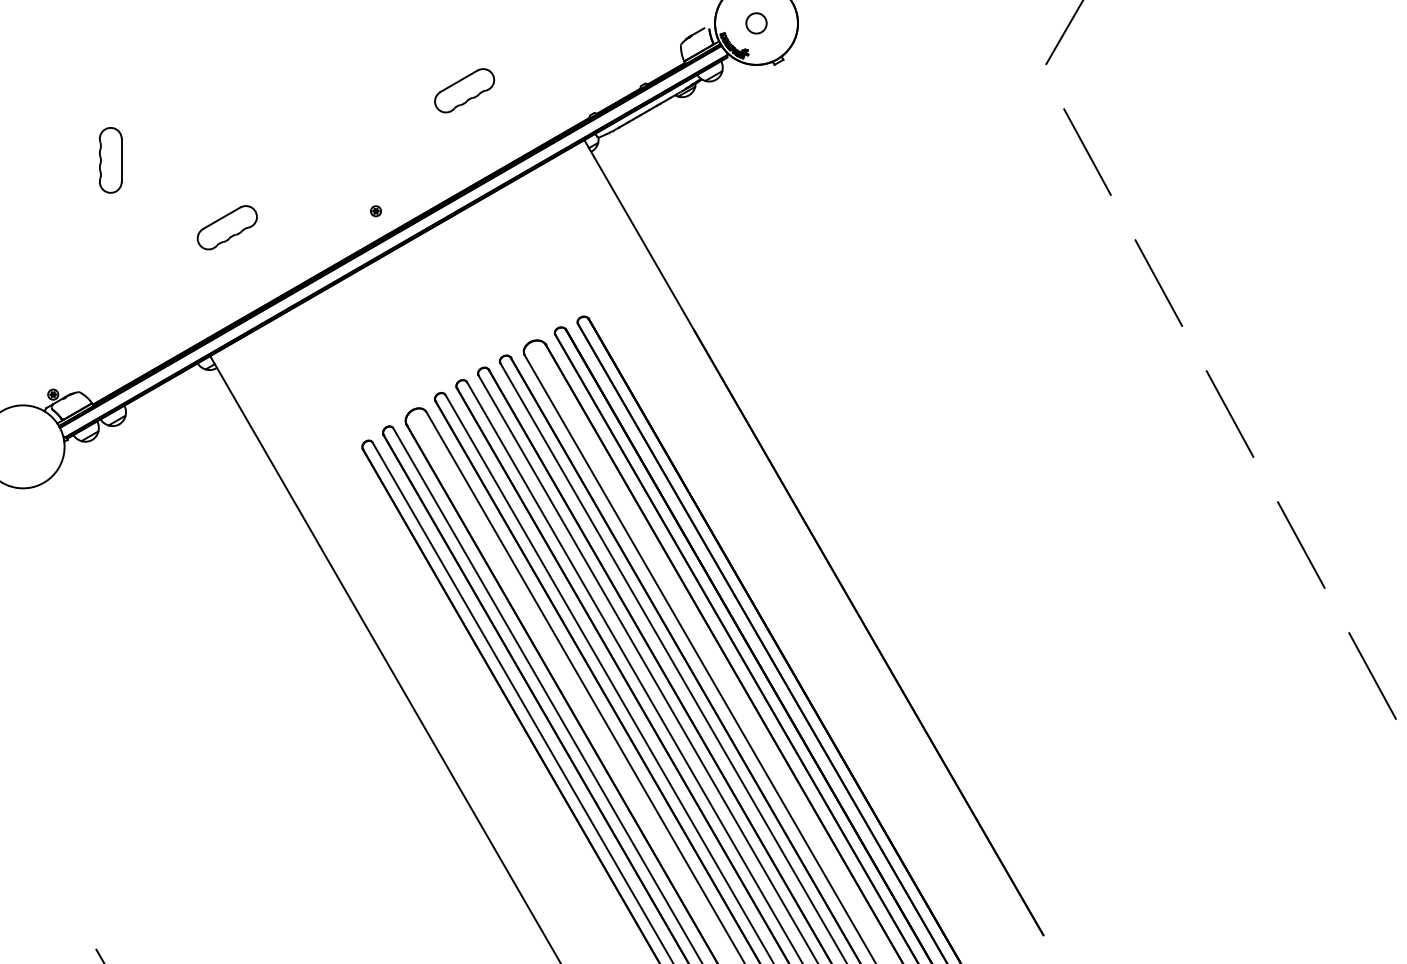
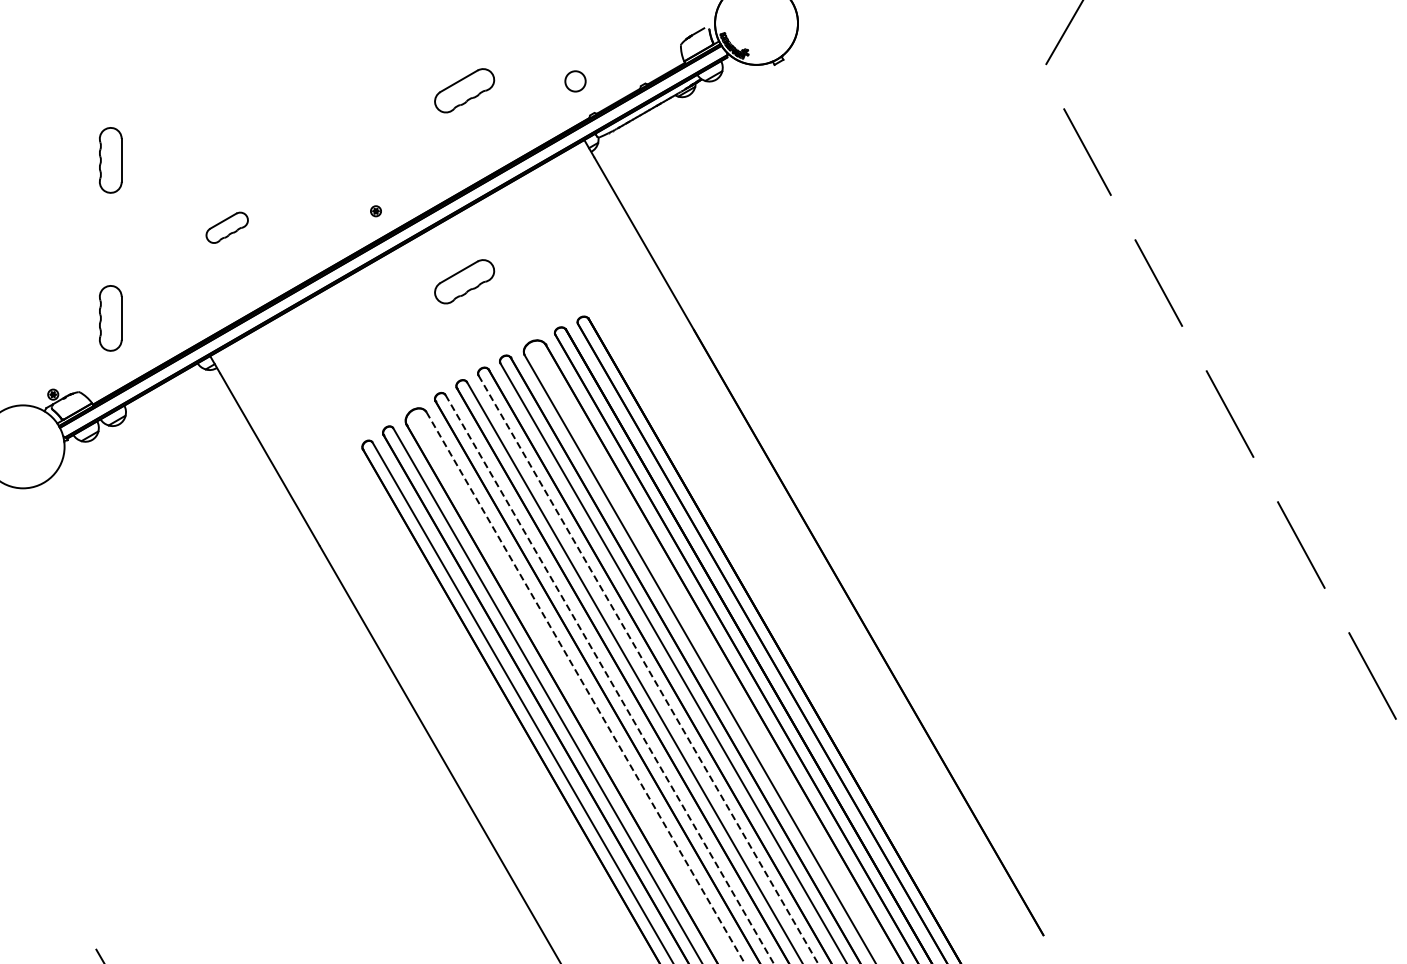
circle position: (756, 23) -> (575, 81) (575, 81)
part size: 62x46 px -> 44x33 px (226, 227)
part: none -> present (464, 281)
part: none -> present (110, 318)
line: solid -> dashed (648, 670)
line: solid -> dashed (609, 679)
line: solid -> dashed (585, 688)
